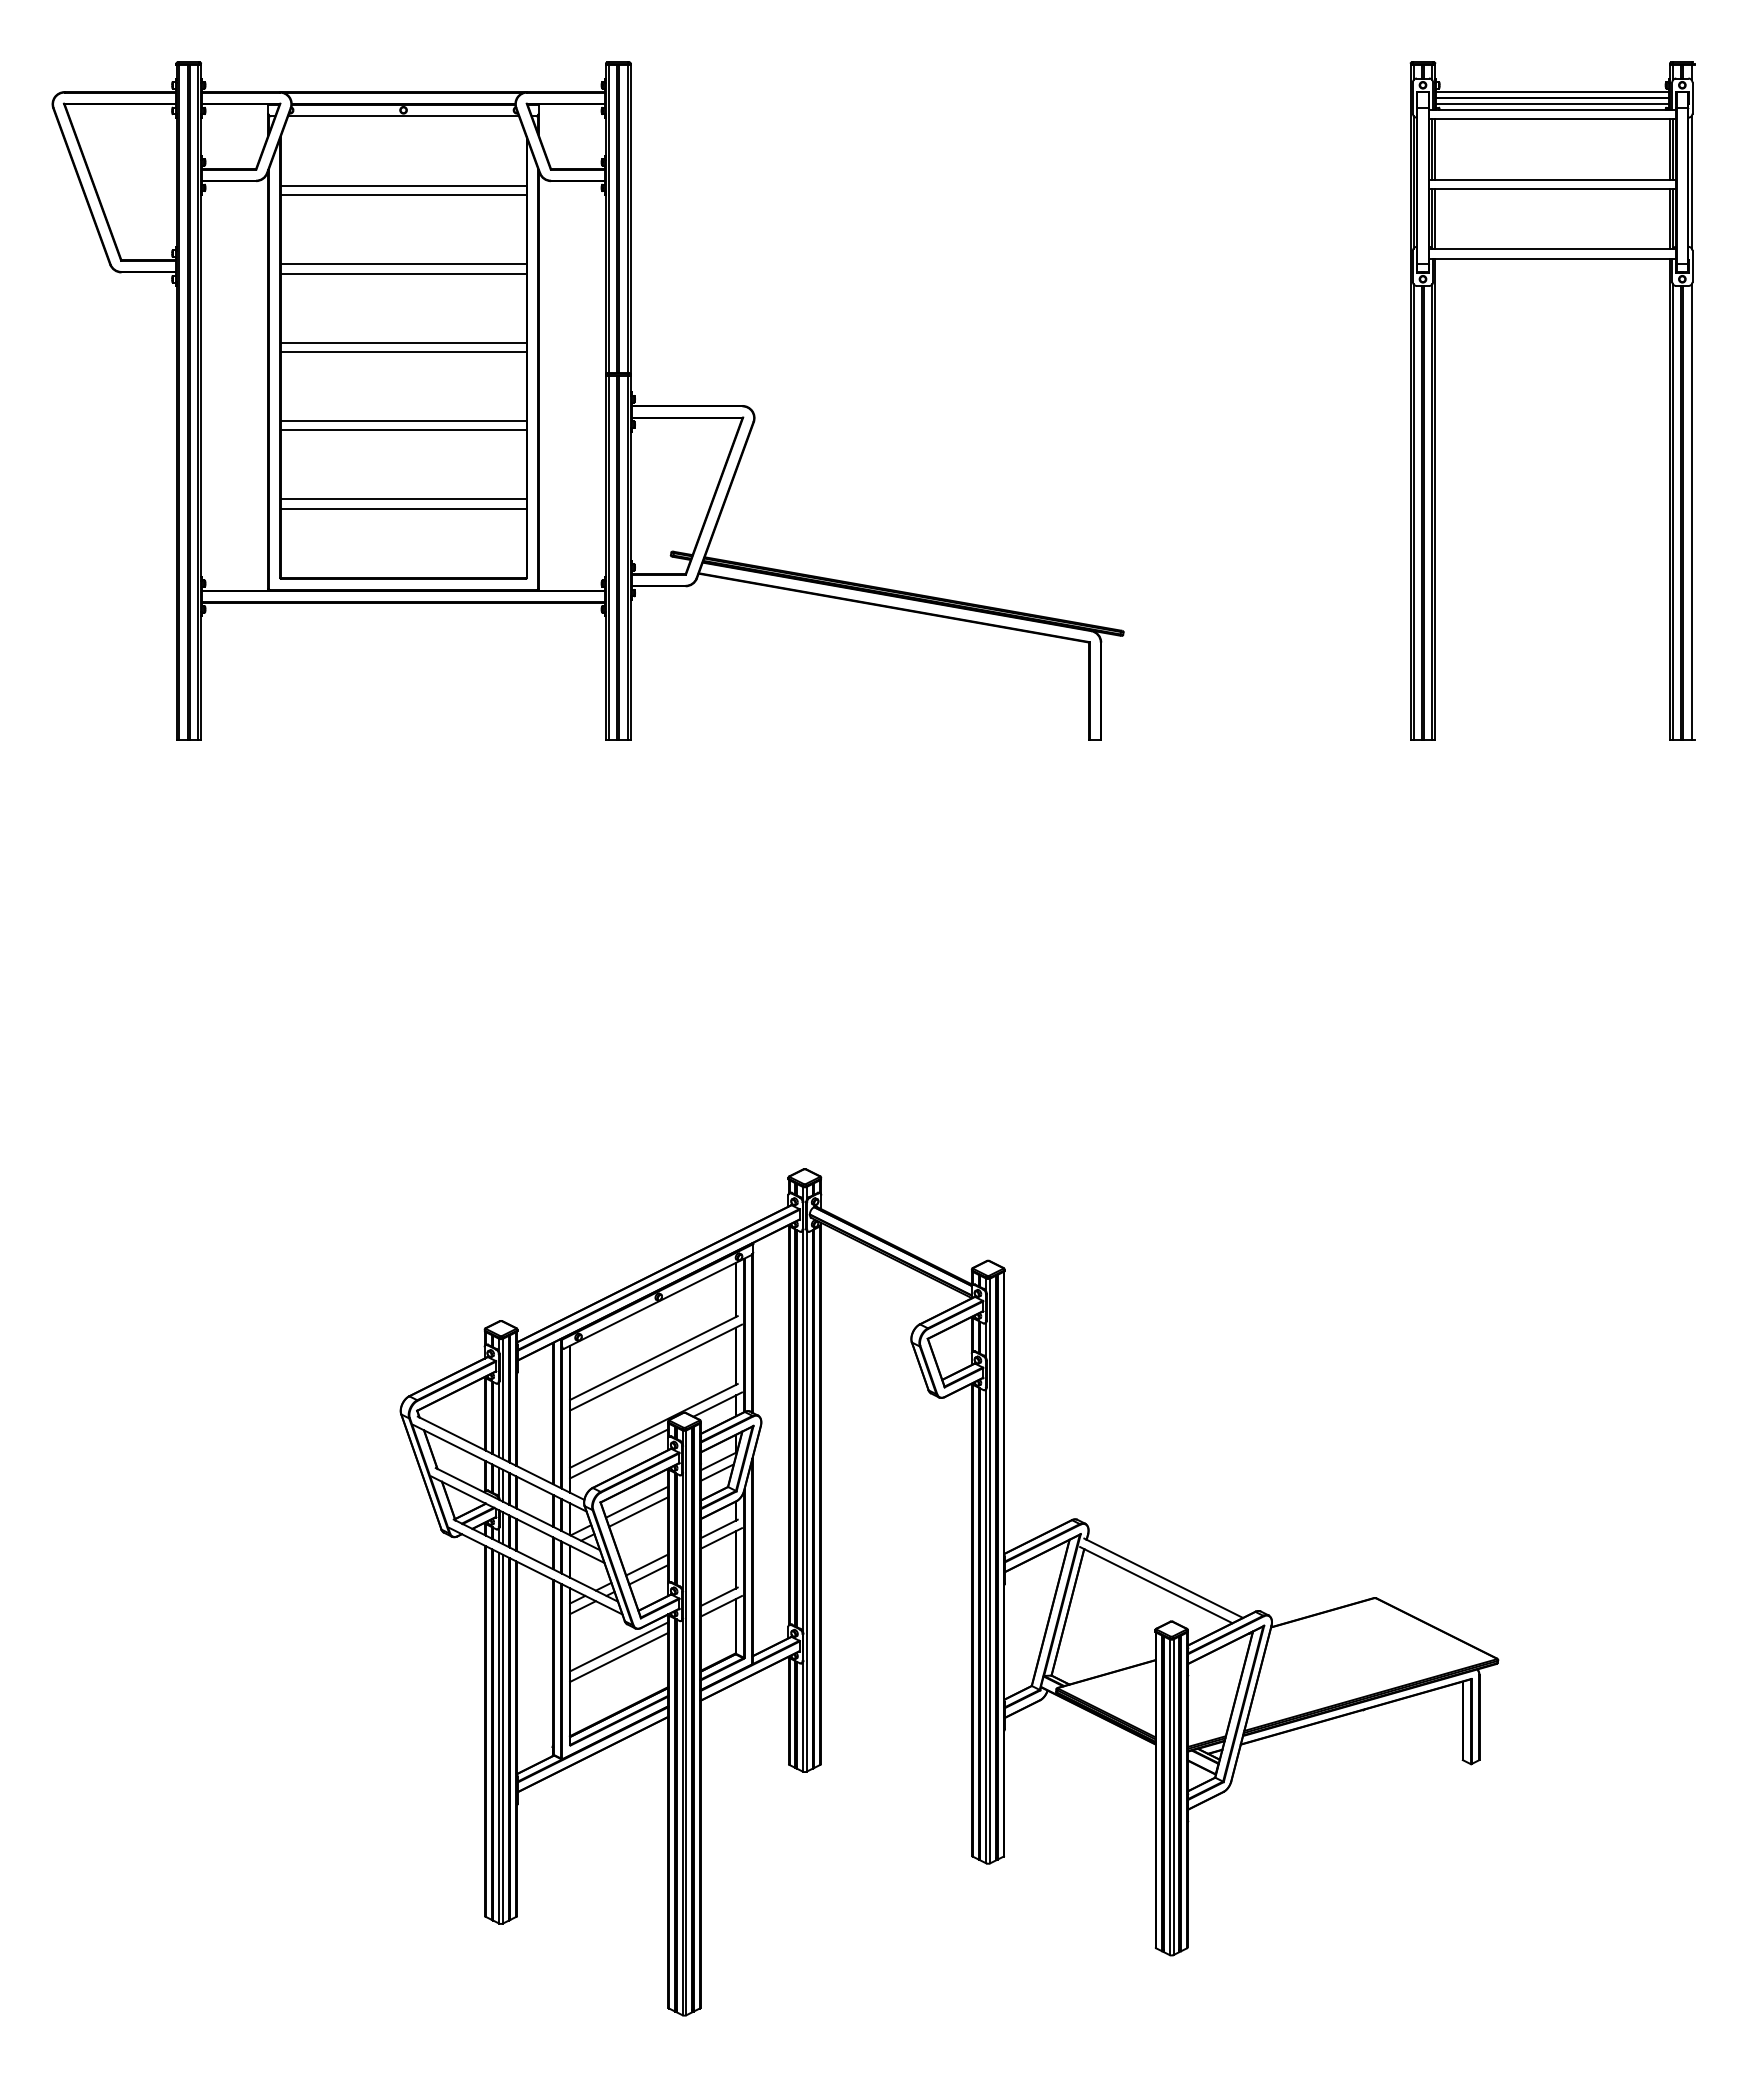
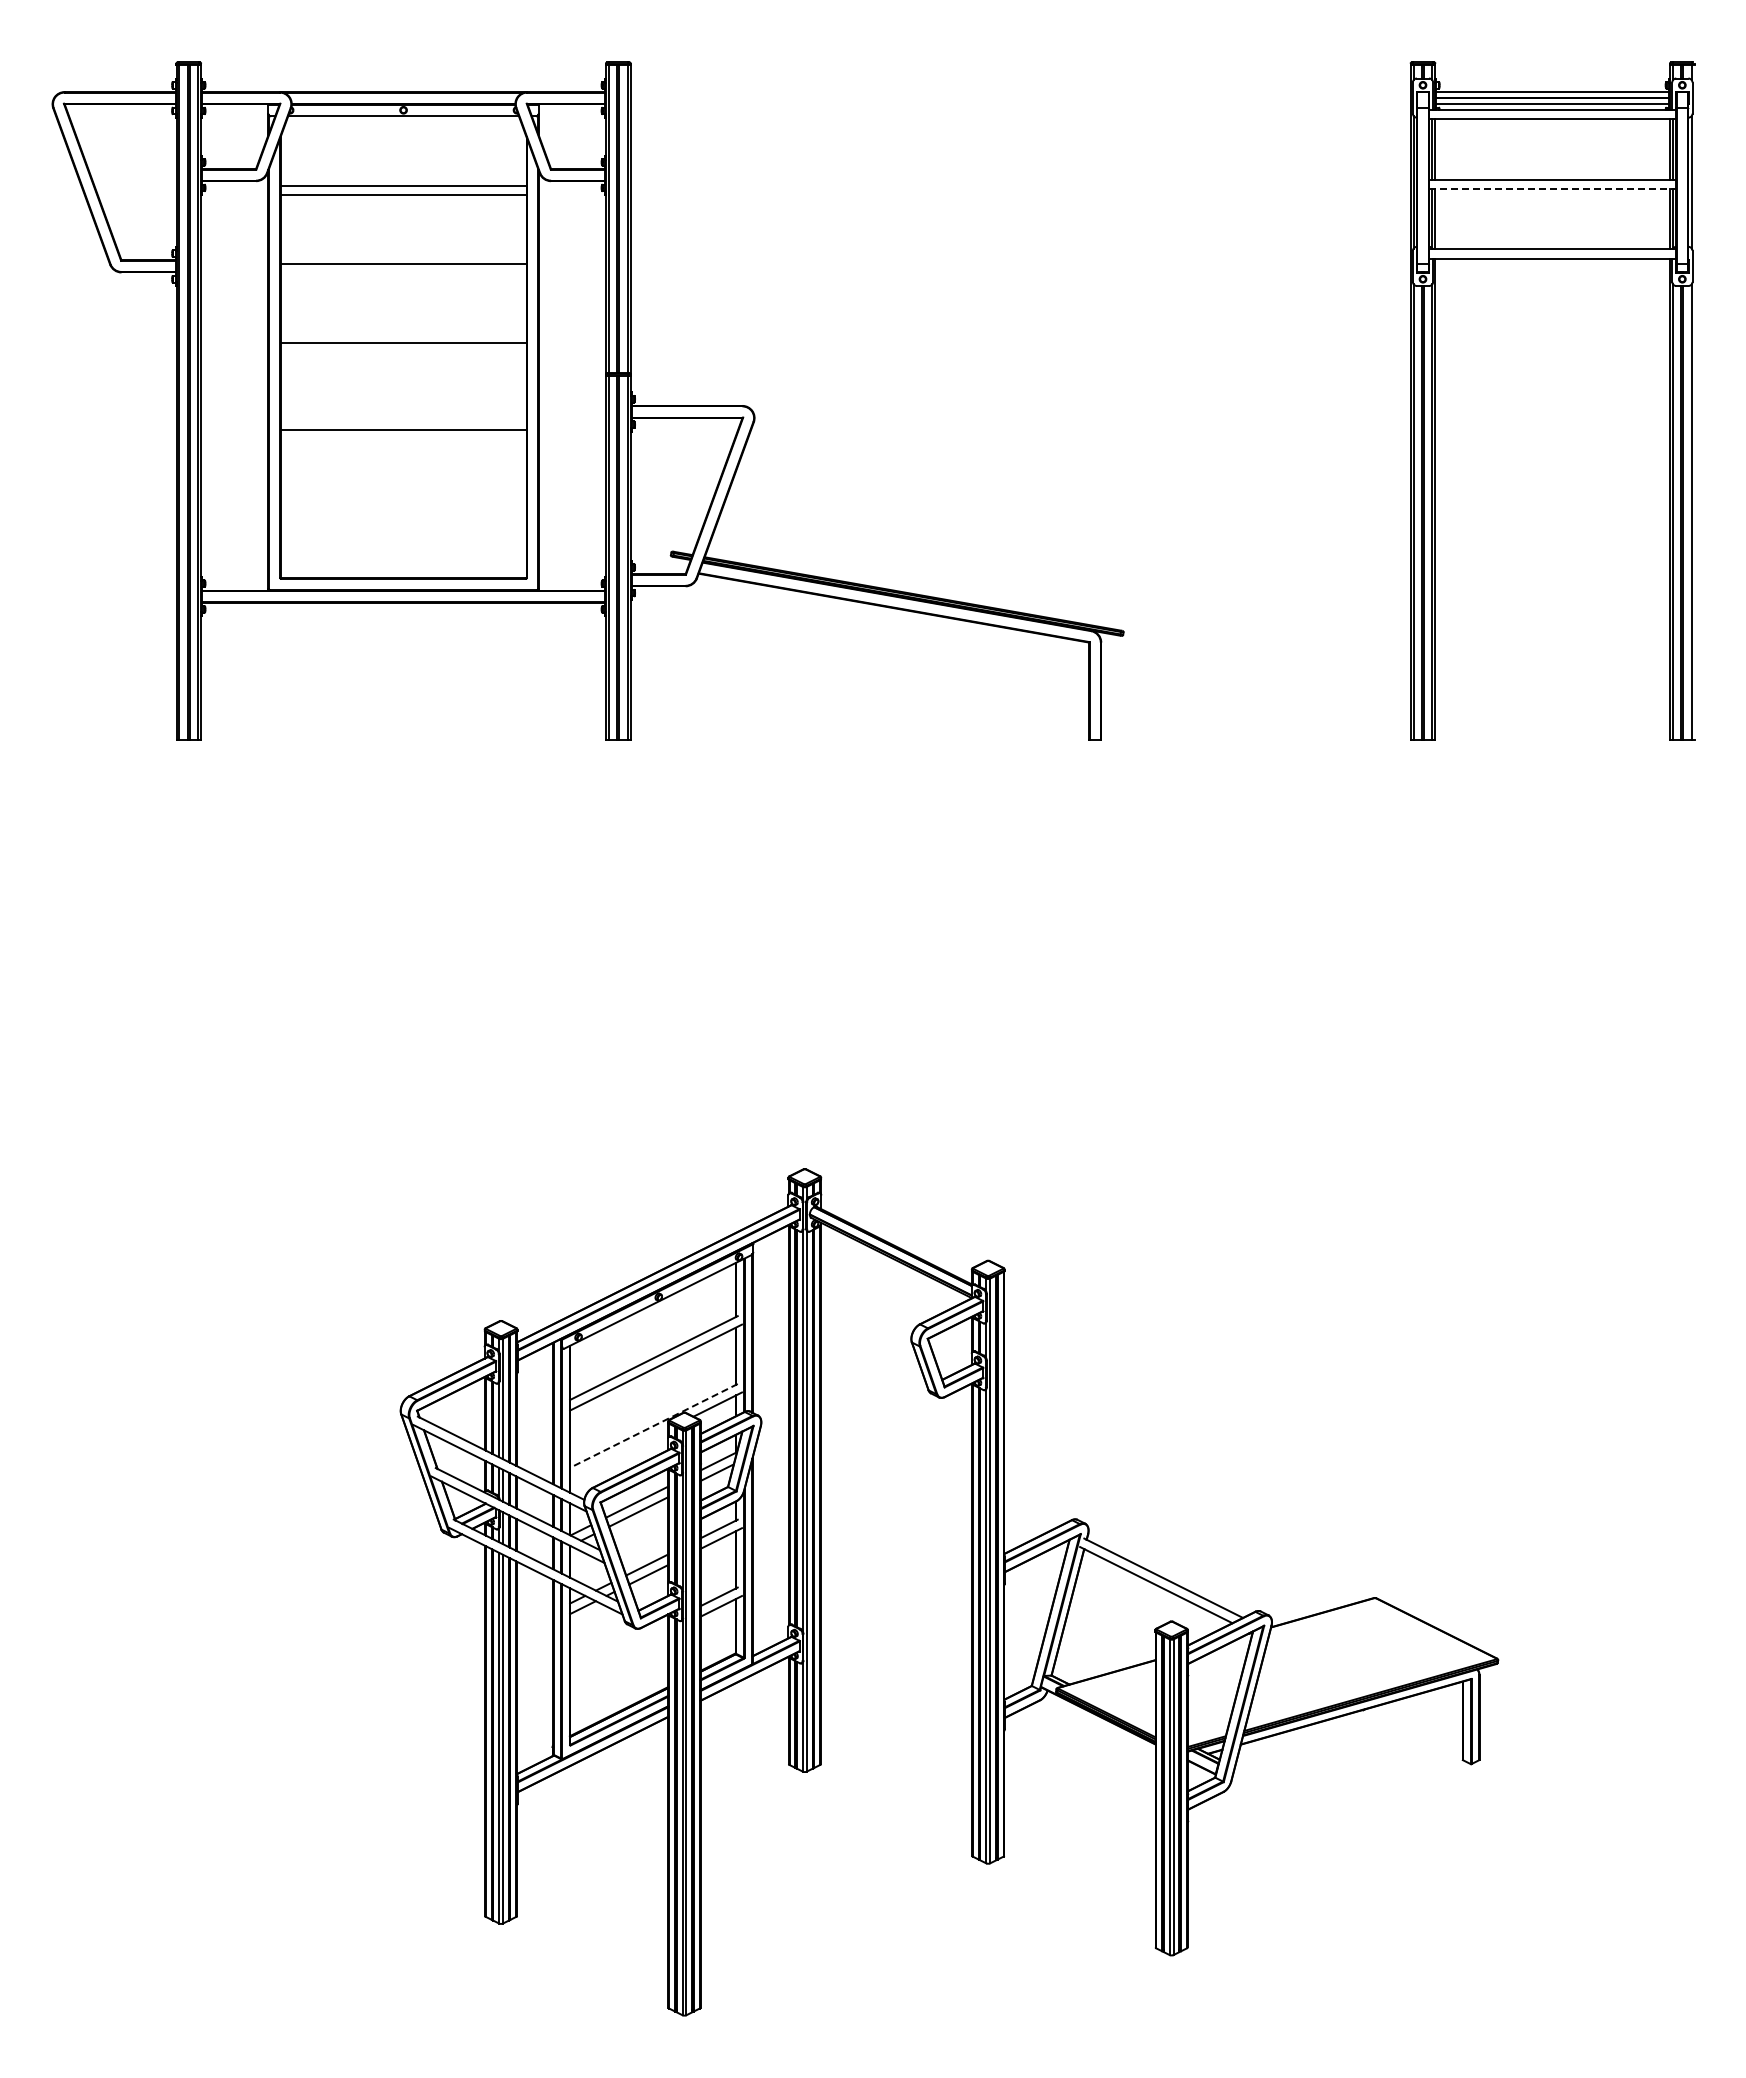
line: solid -> dashed (1552, 189)
line: present -> none (403, 273)
line: present -> none (403, 352)
line: present -> none (403, 420)
line: present -> none (403, 499)
line: present -> none (403, 508)
line: solid -> dashed (653, 1425)
line: present -> none (619, 1453)
line: present -> none (619, 1646)
line: present -> none (619, 1656)
